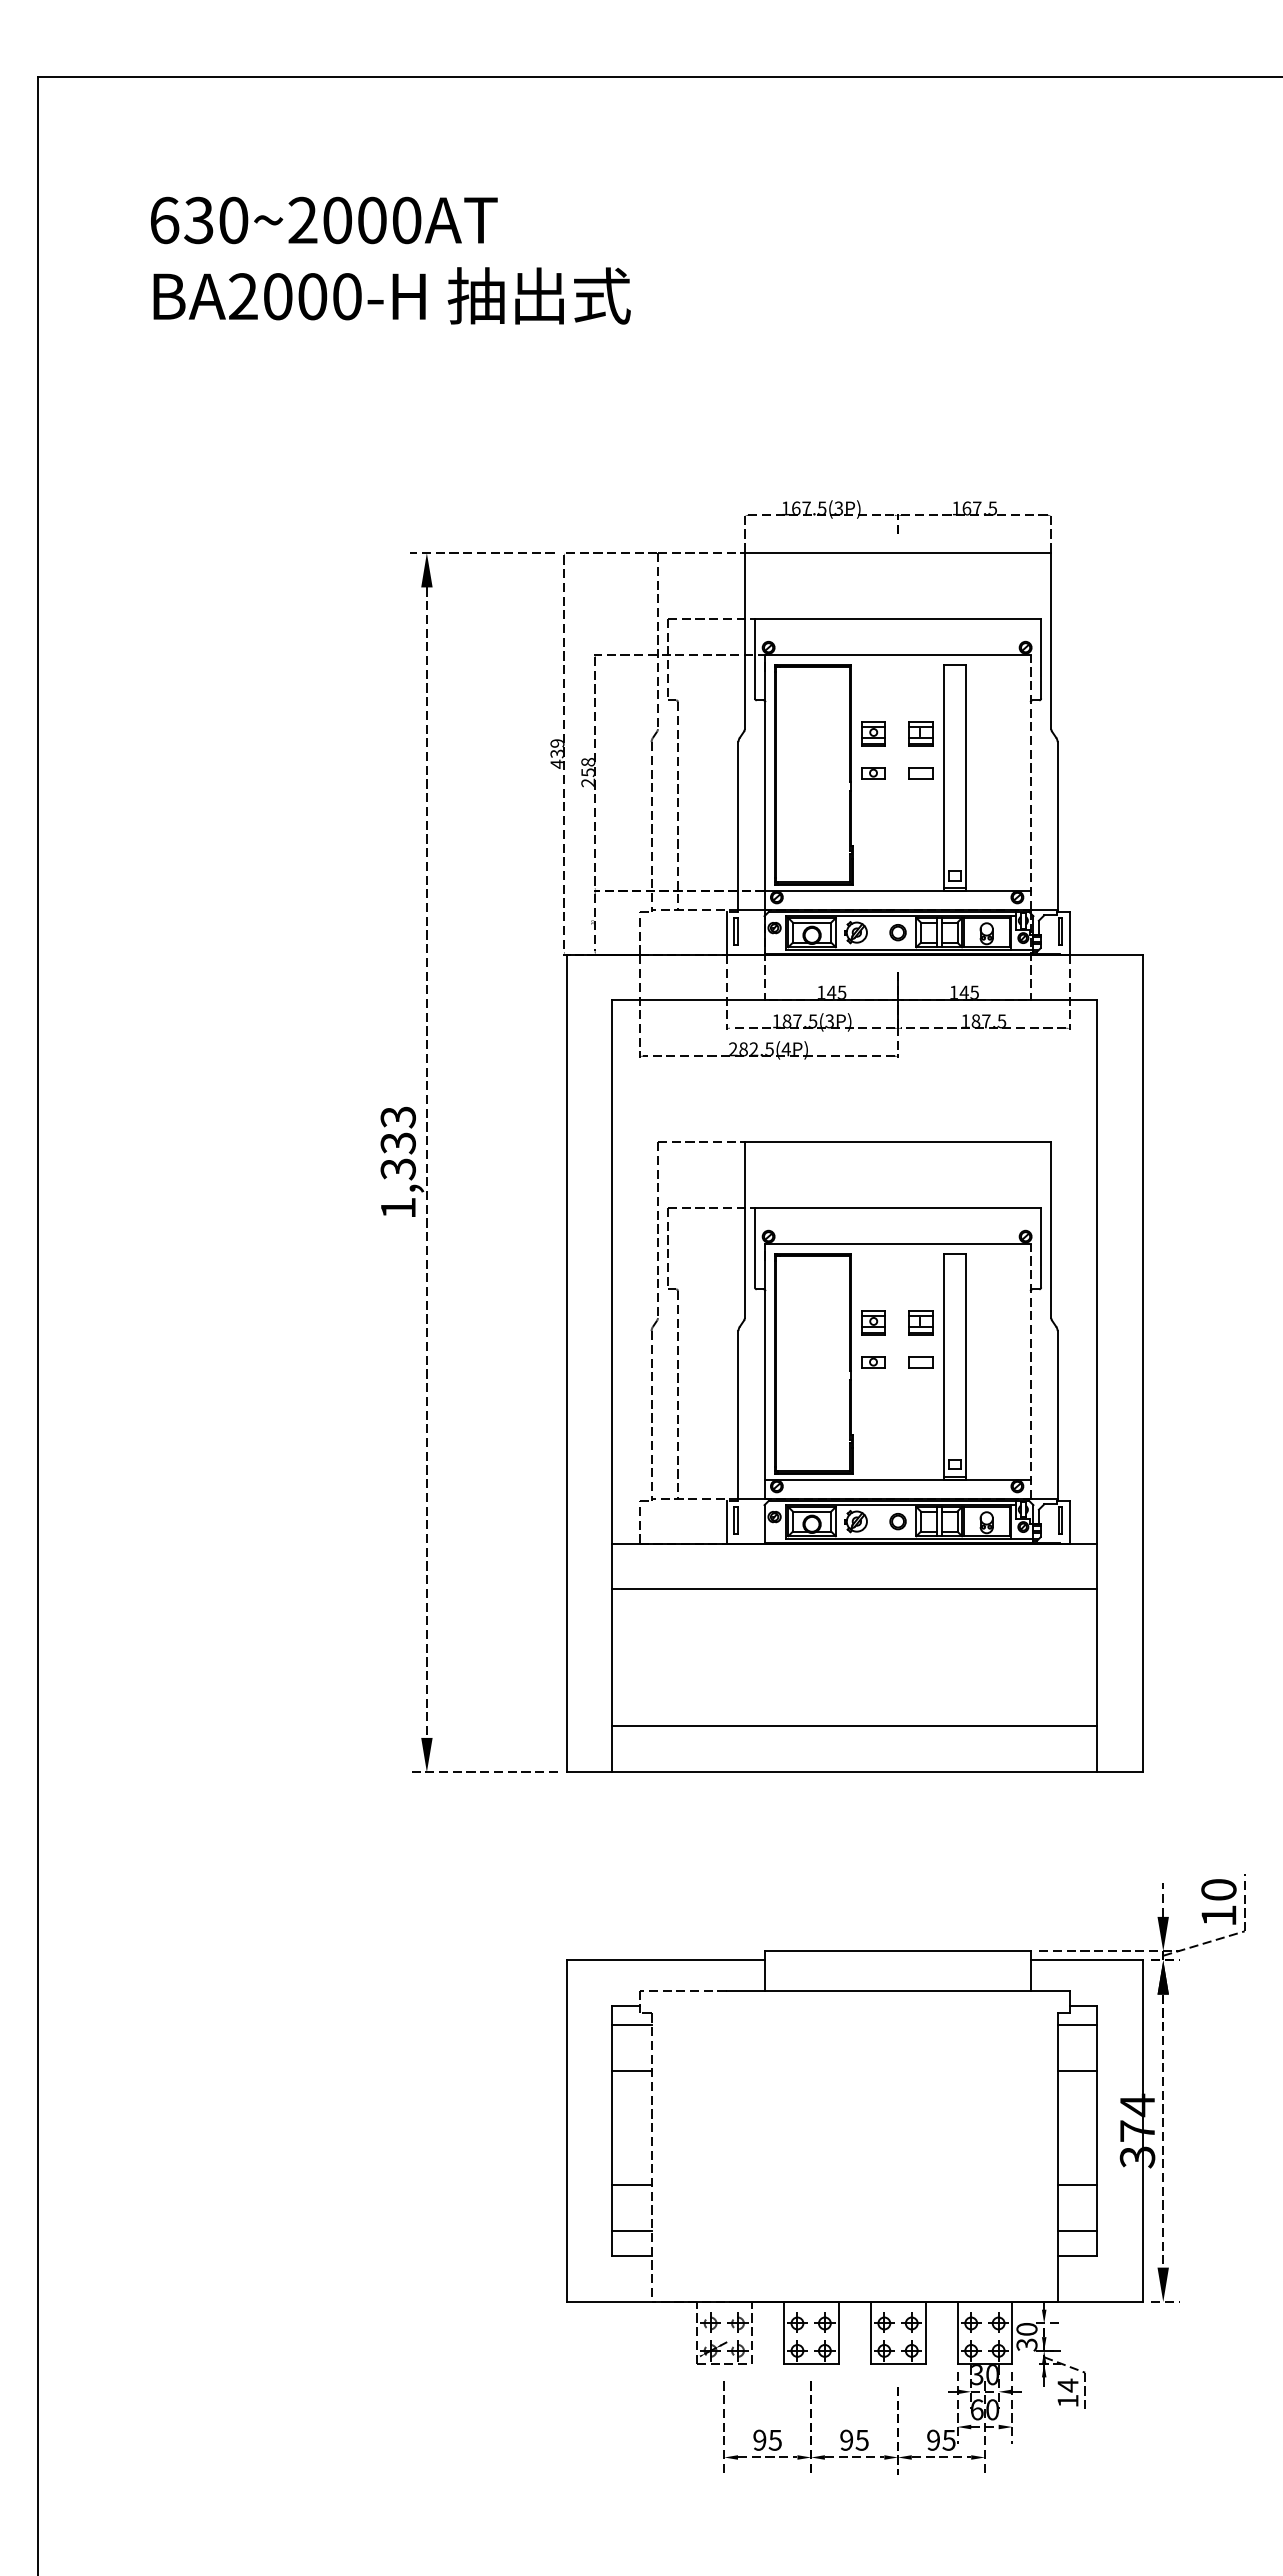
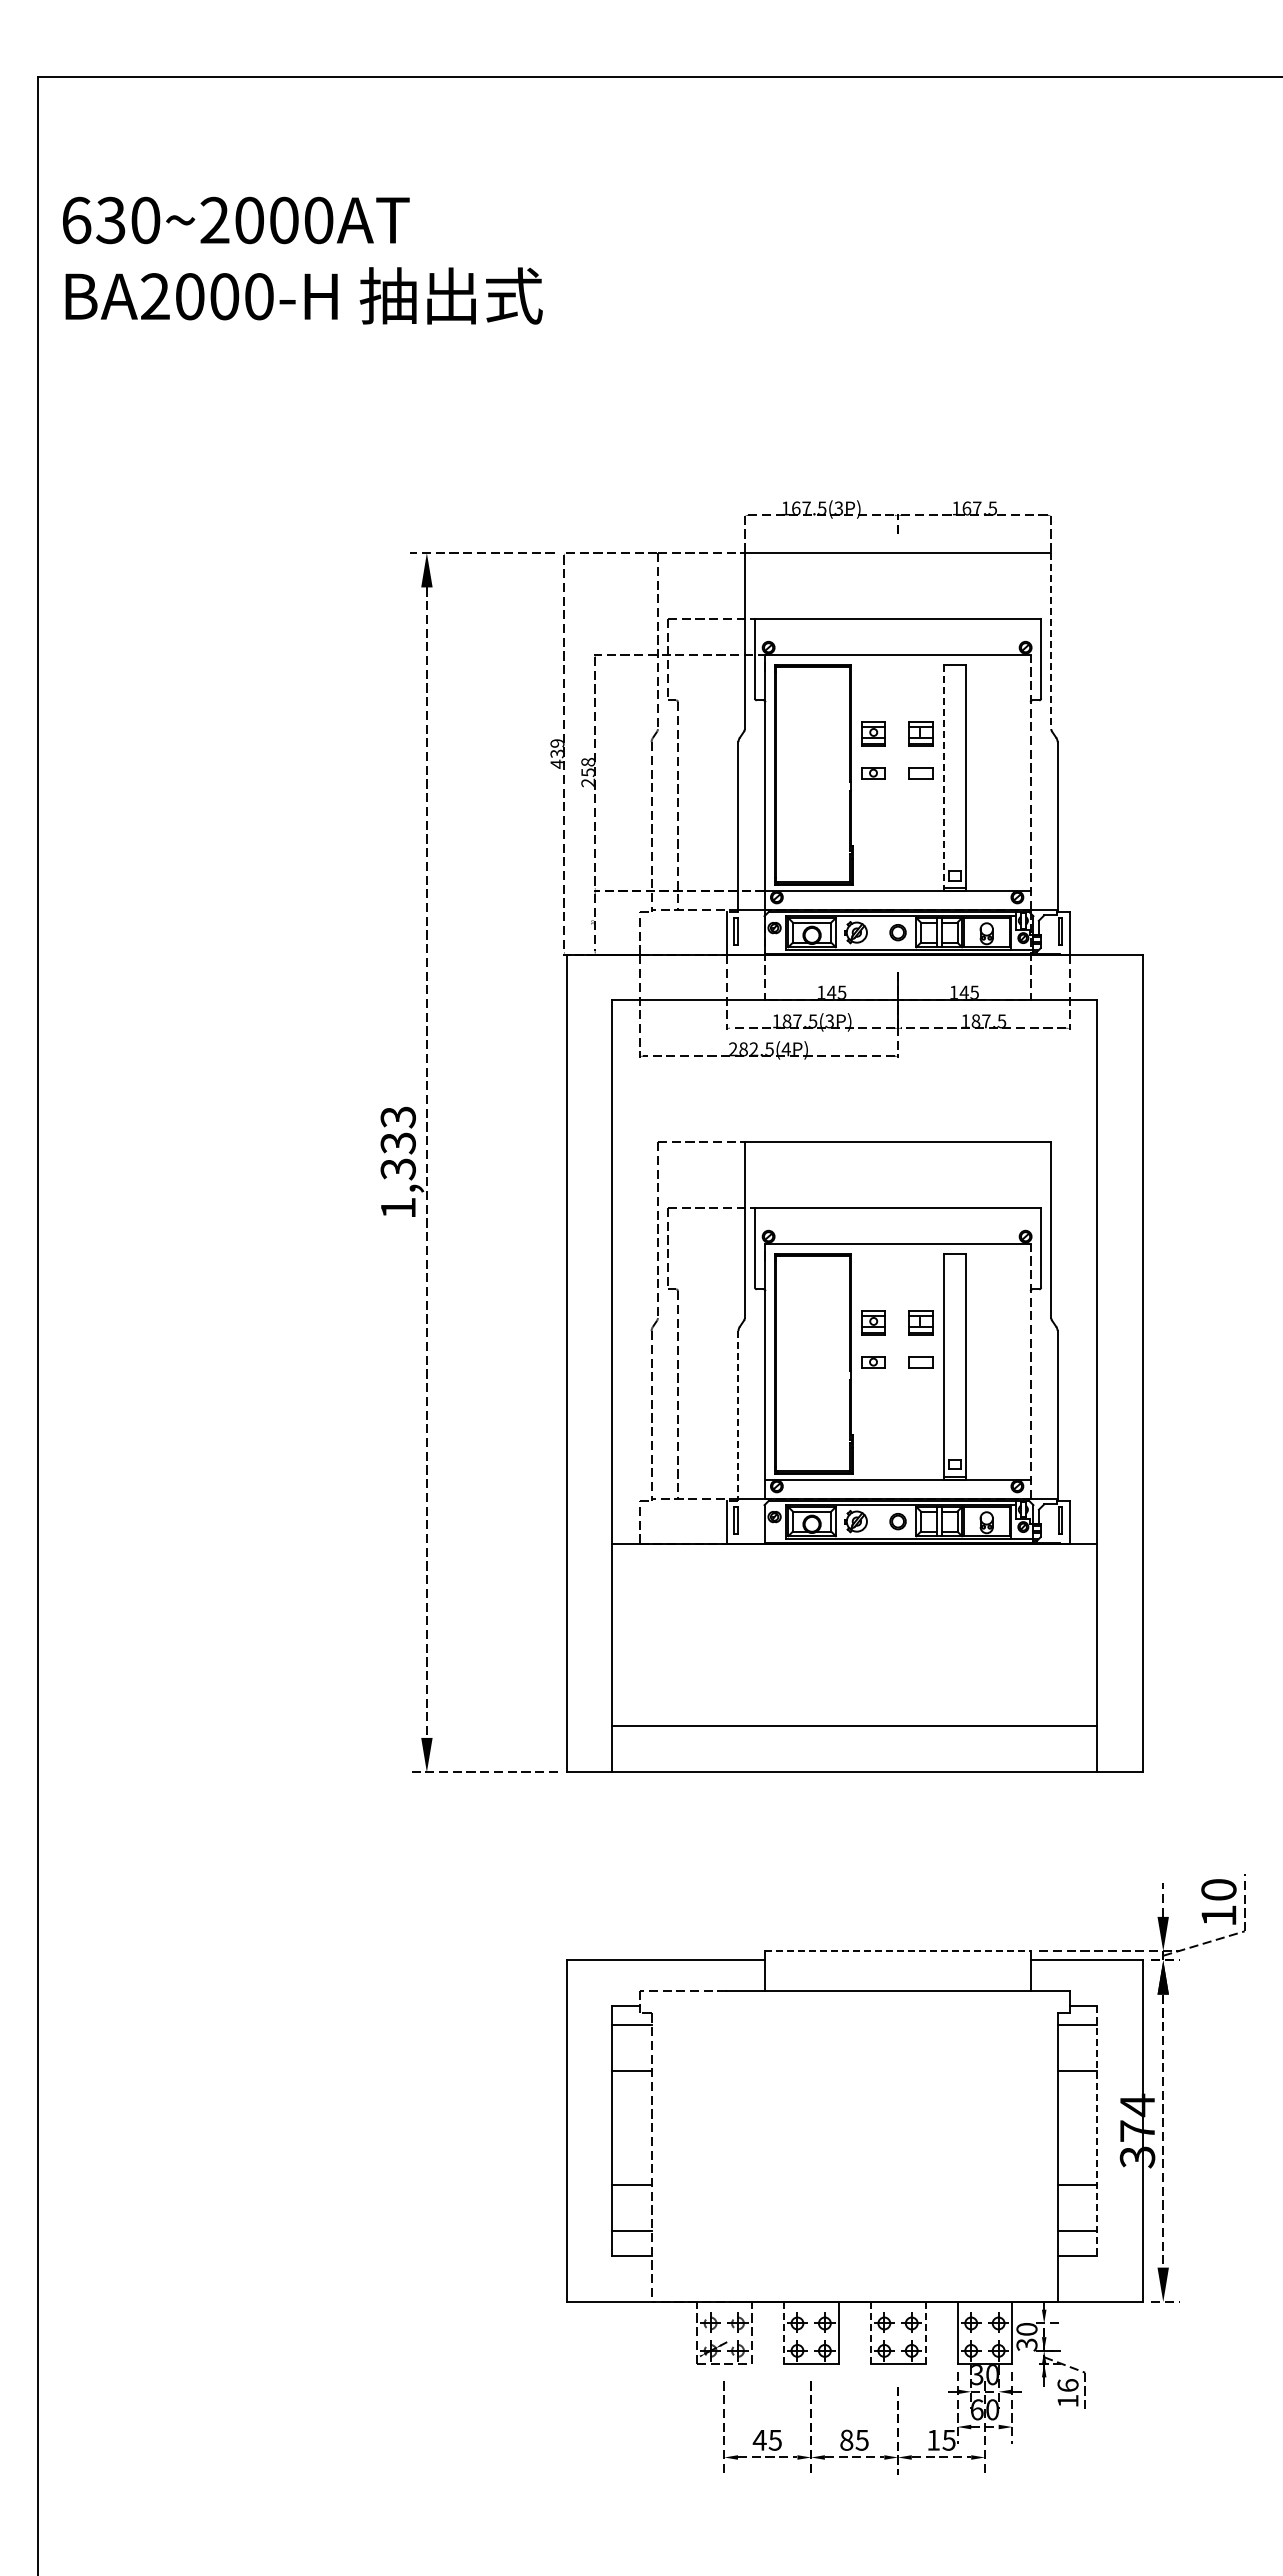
text position: (390, 260) -> (302, 260) (302, 260)
line: solid -> dashed (1051, 641)
line: solid -> dashed (943, 777)
line: solid -> dashed (738, 1415)
line: present -> none (854, 1589)
line: solid -> dashed (898, 1951)
line: solid -> dashed (1096, 2131)
line: solid -> dashed (783, 2332)
line: solid -> dashed (870, 2332)
line: solid -> dashed (925, 2332)
text: 14 -> 16 (1067, 2385)
text: 95 -> 45 (759, 2439)
text: 95 -> 85 (846, 2439)
text: 95 -> 15 (933, 2439)
